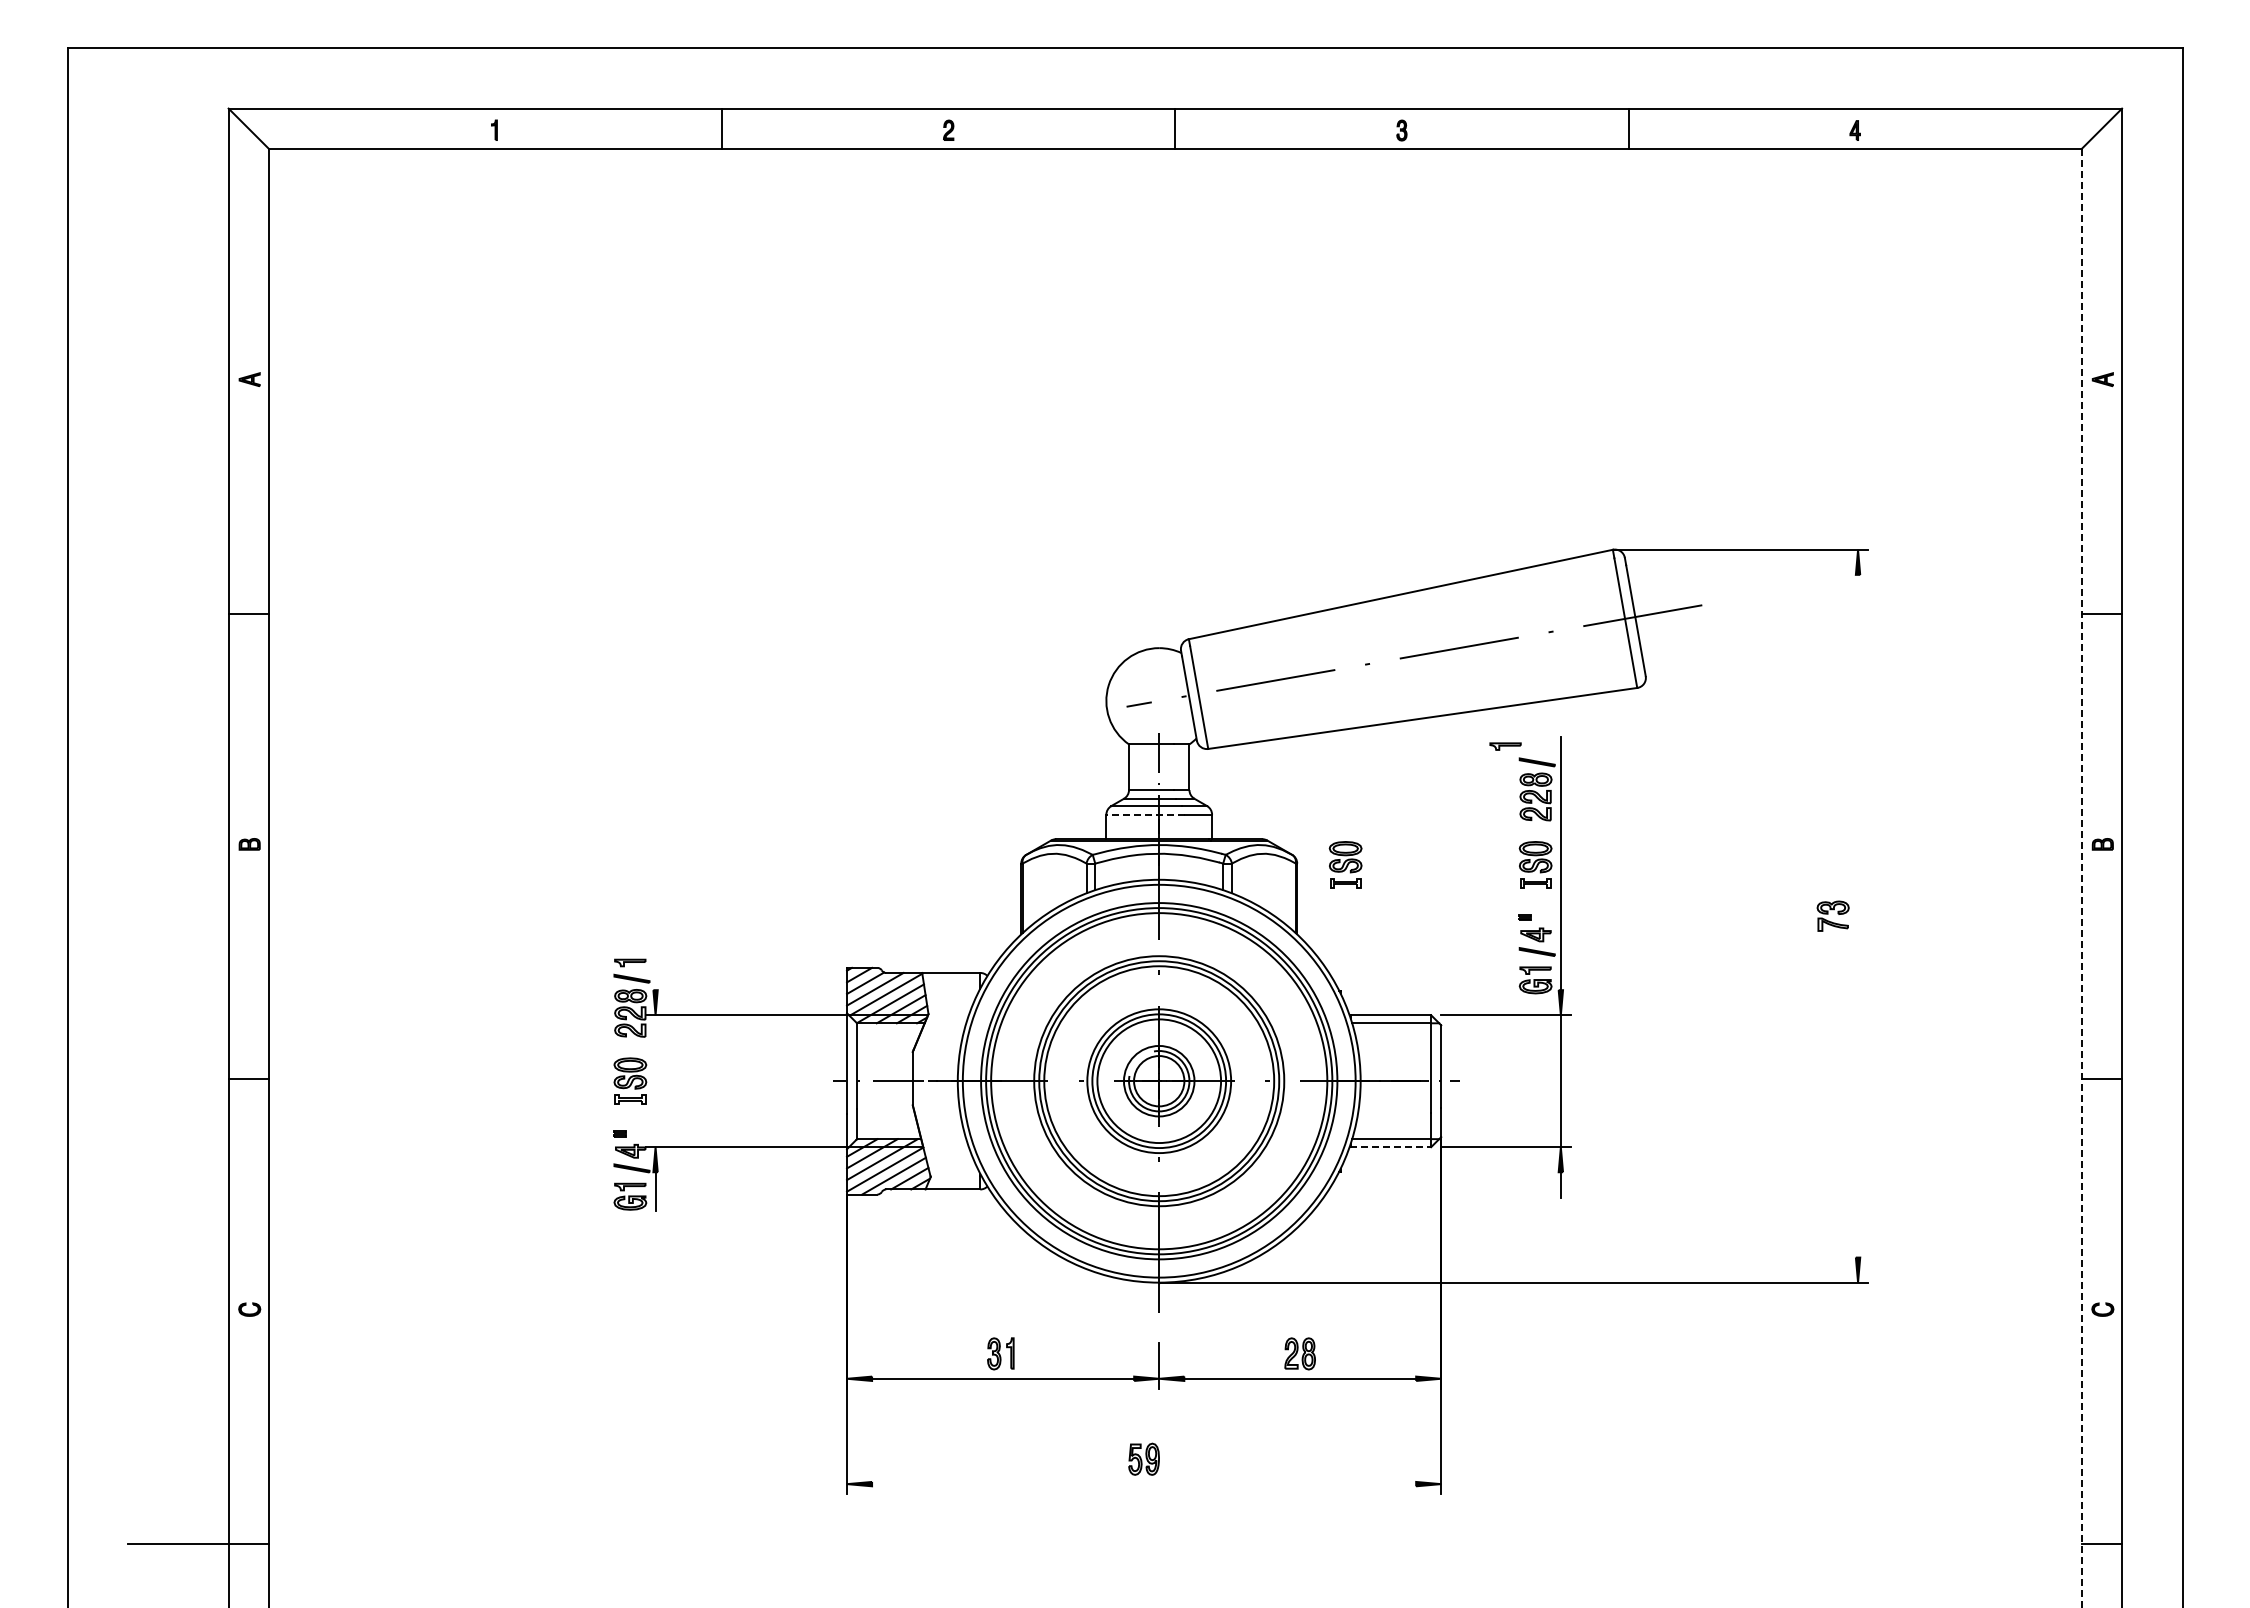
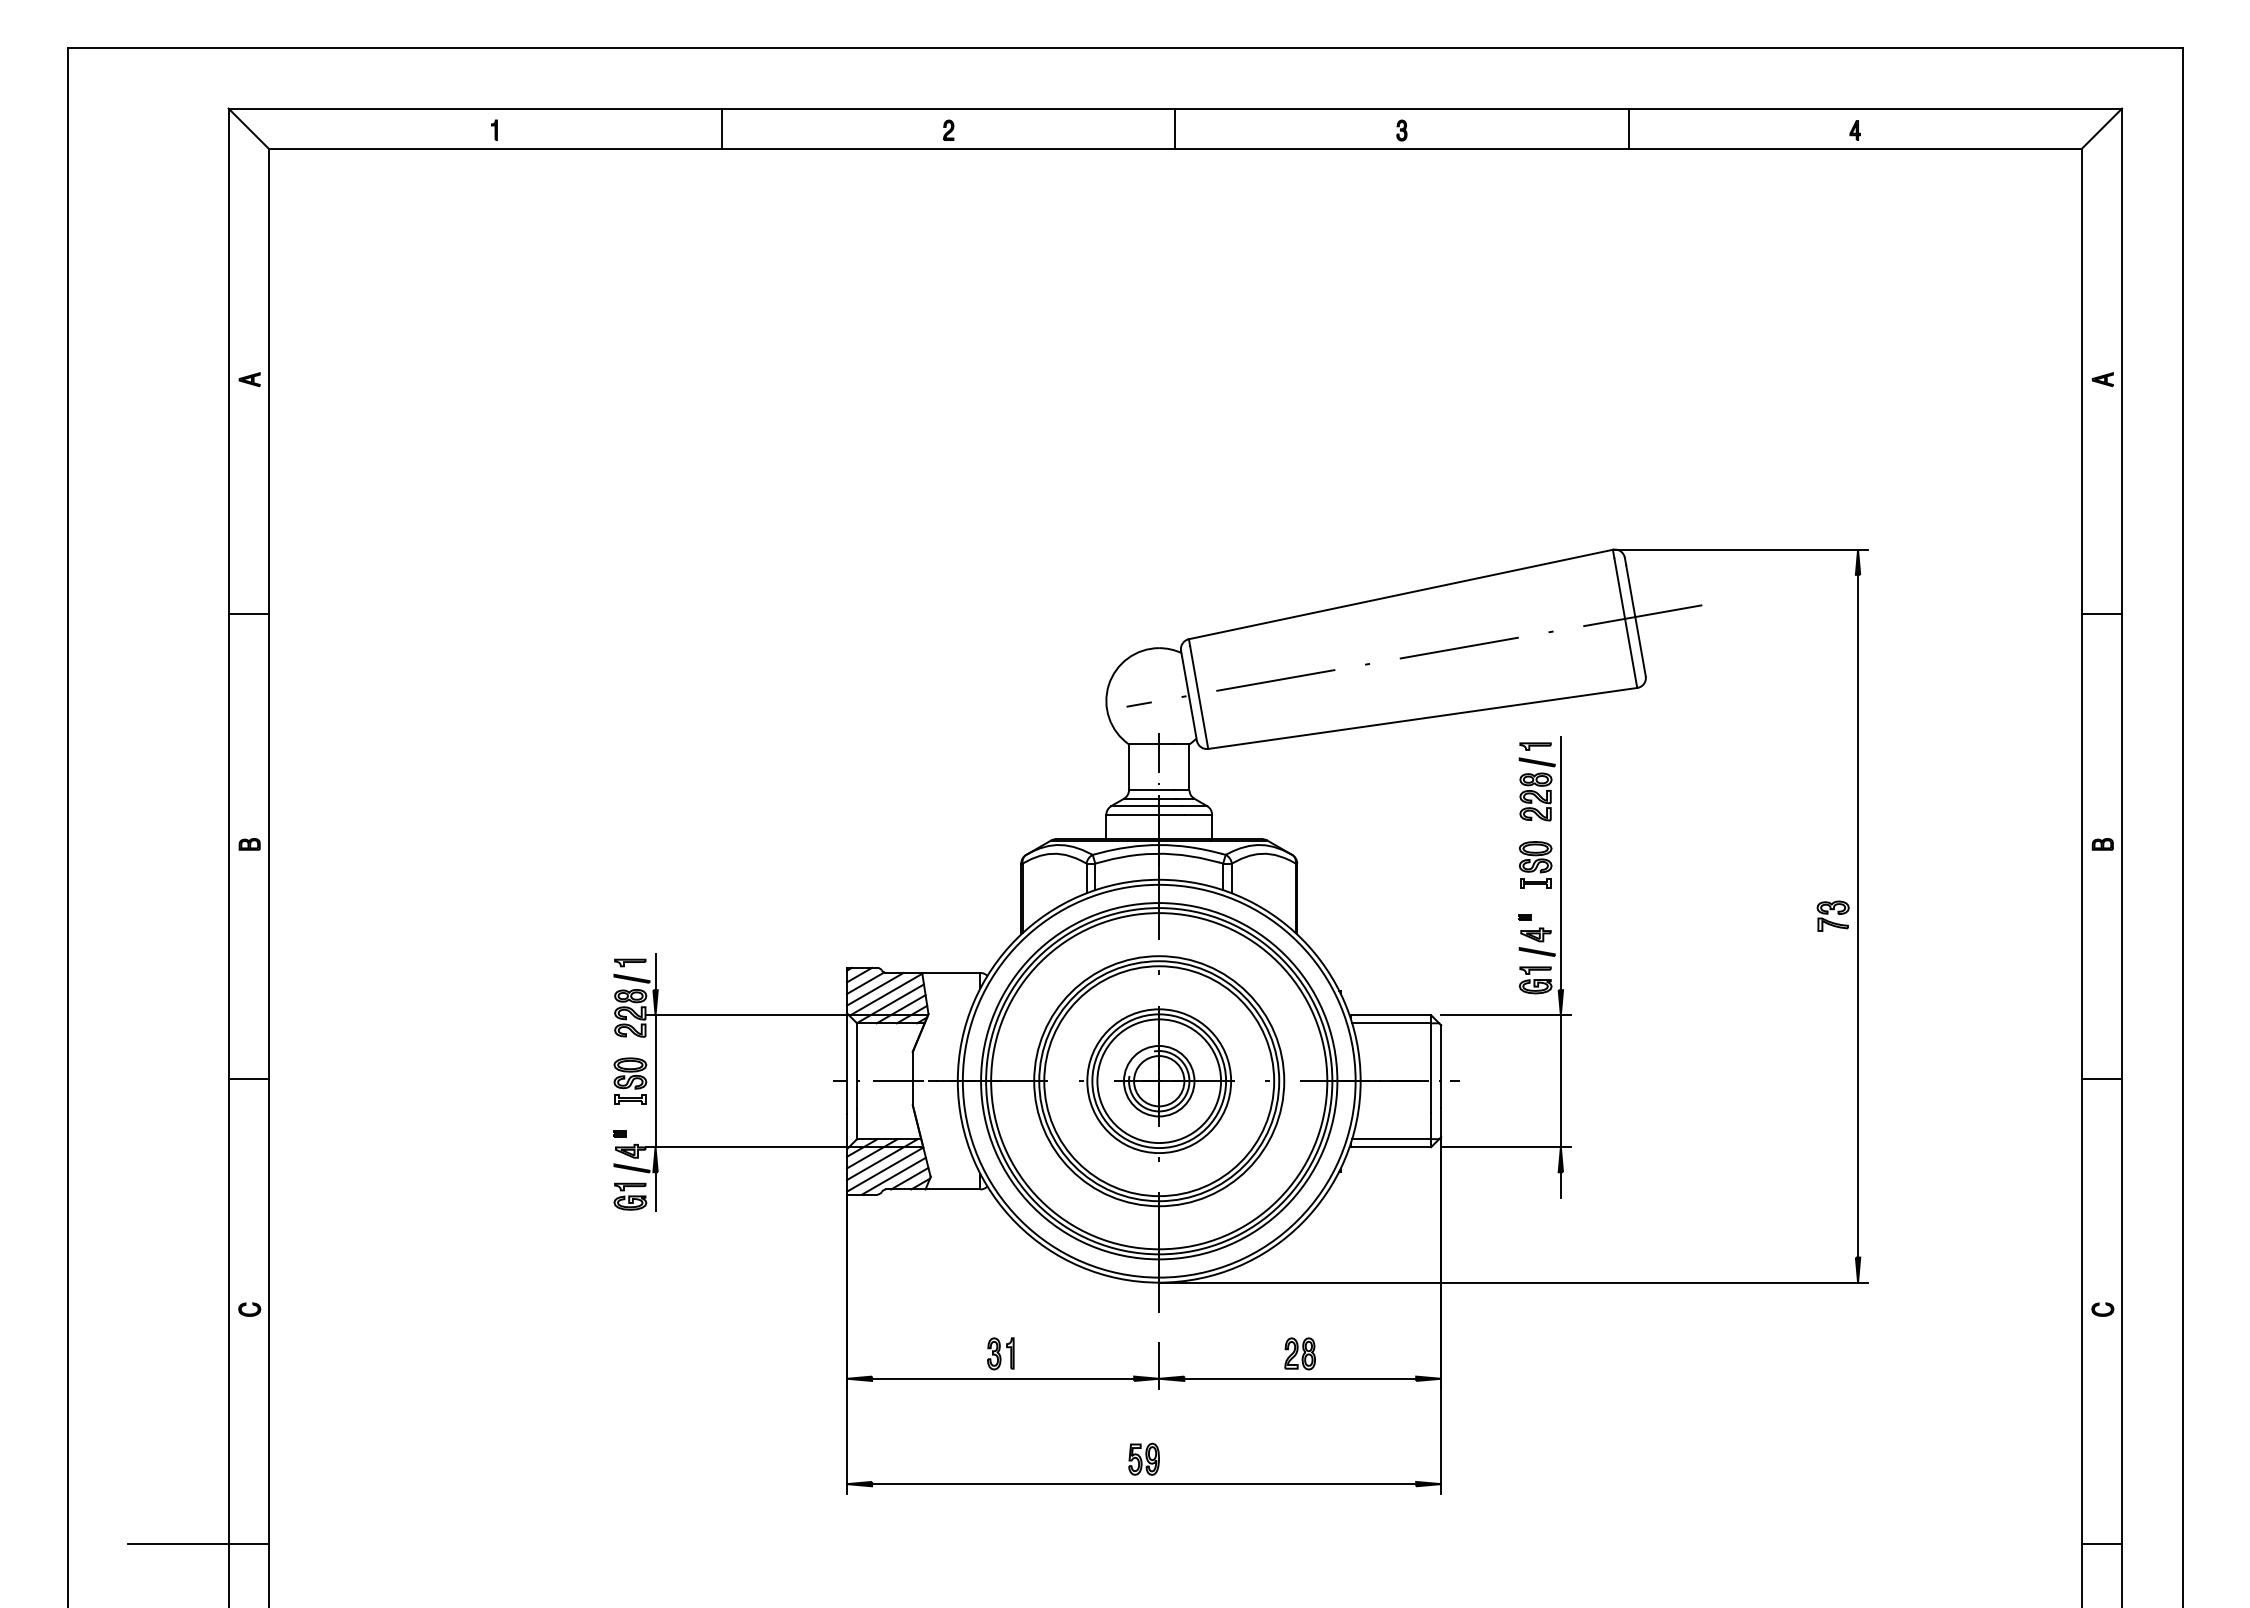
part position: (1505, 746) -> (1535, 746) (1535, 746)
line: dashed -> solid (1144, 814)
part: present -> none (1345, 864)
line: dashed -> solid (2081, 877)
line: none -> present (1858, 915)
line: none -> present (655, 971)
line: none -> present (655, 1081)
line: dashed -> solid (1390, 1147)
line: none -> present (1144, 1484)
